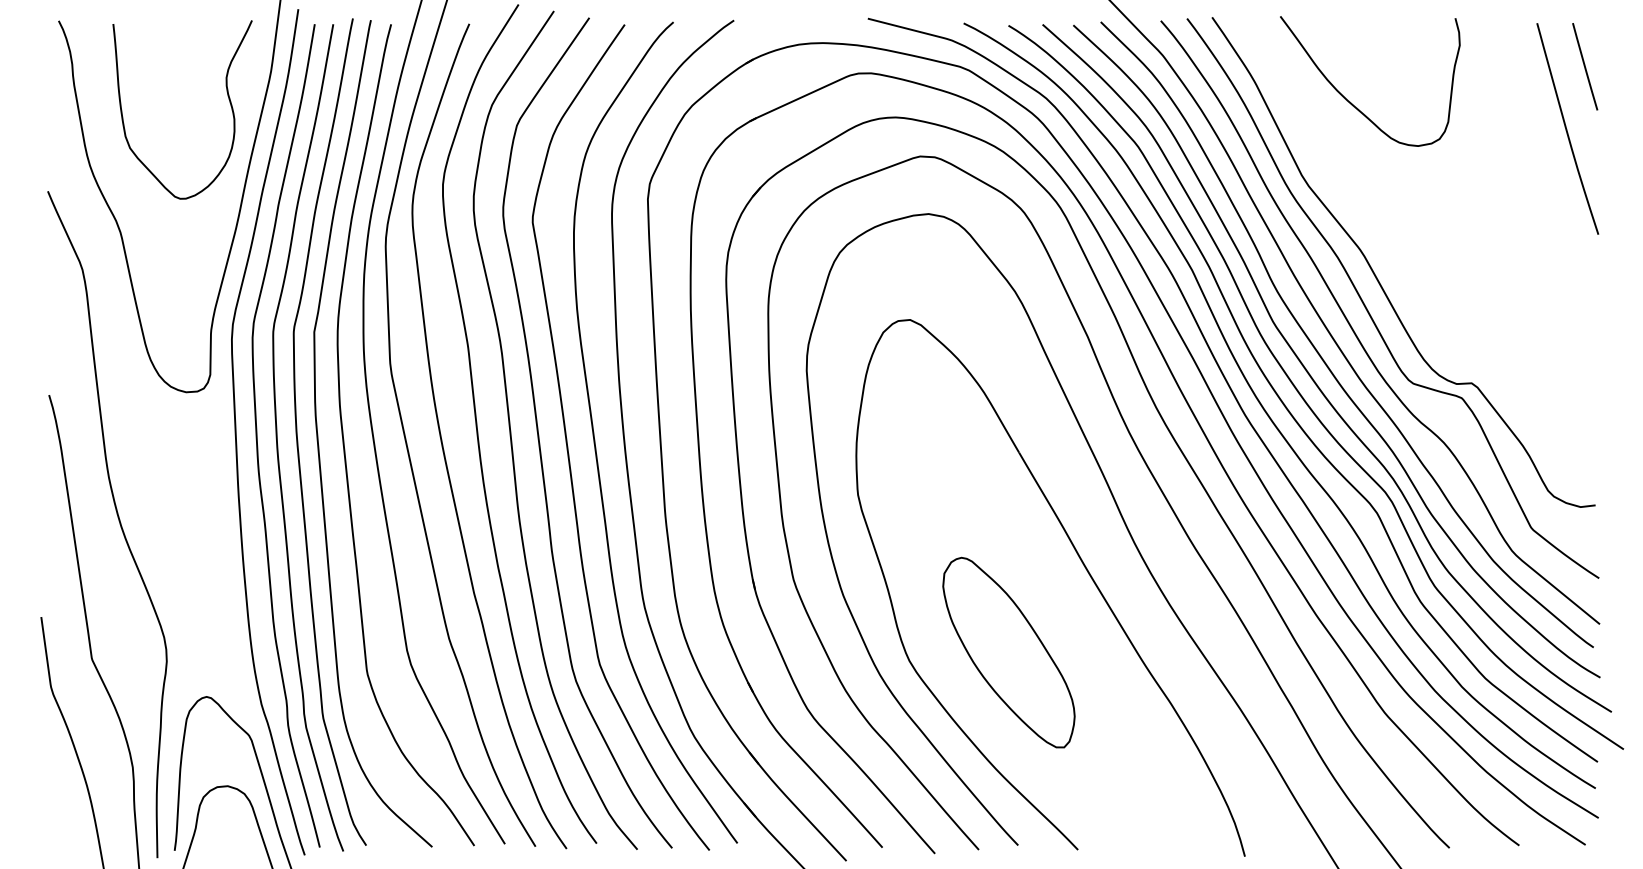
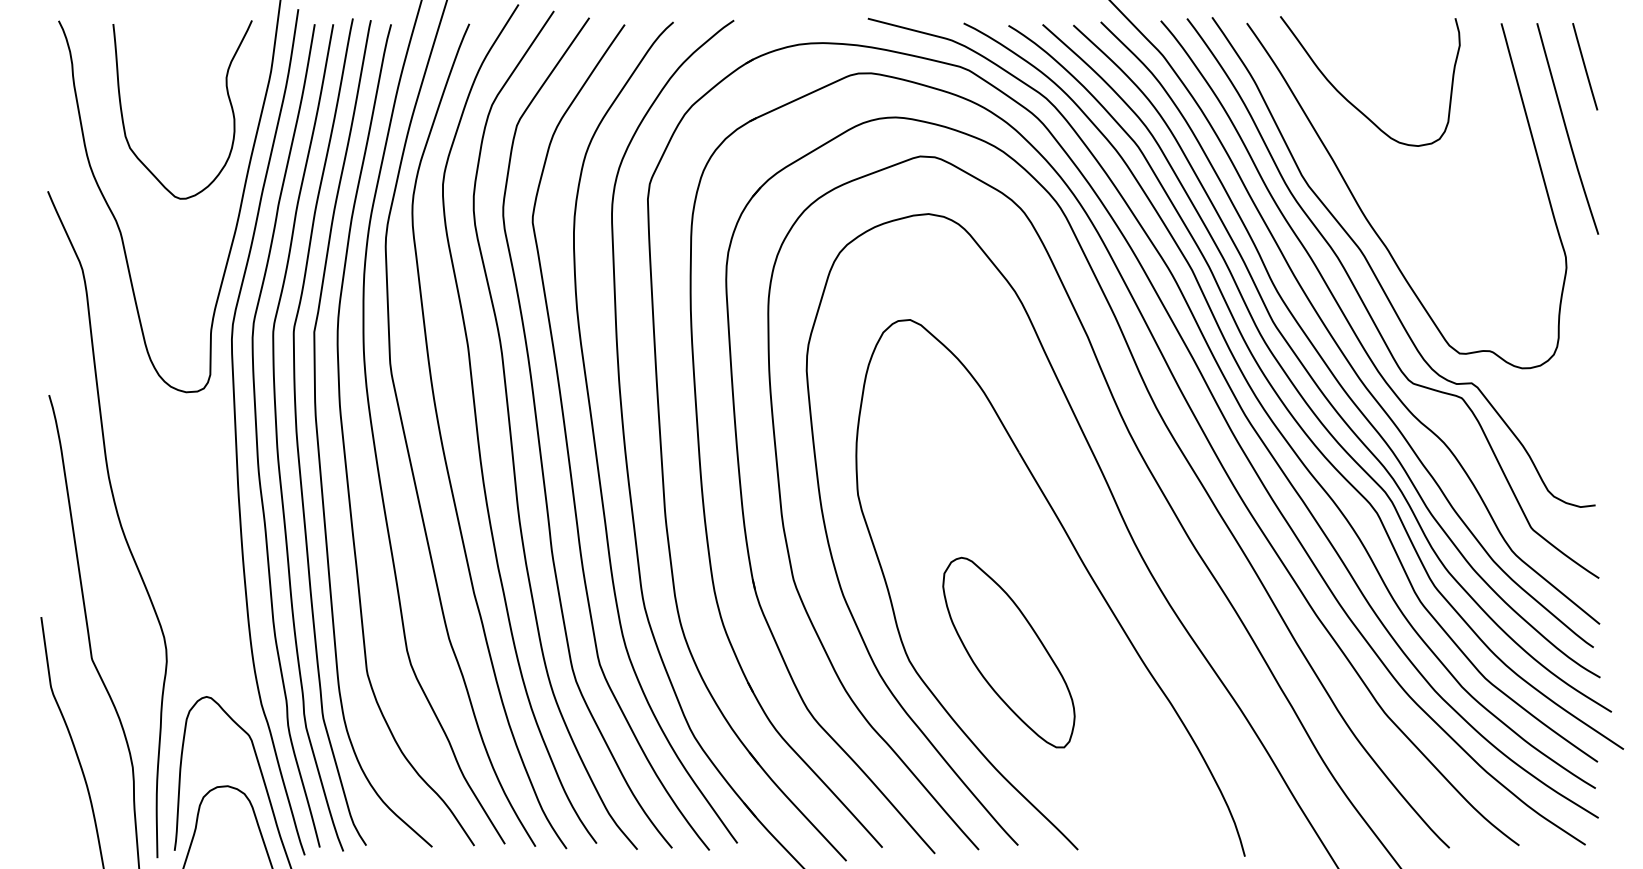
curve: none -> present (1369, 221)
